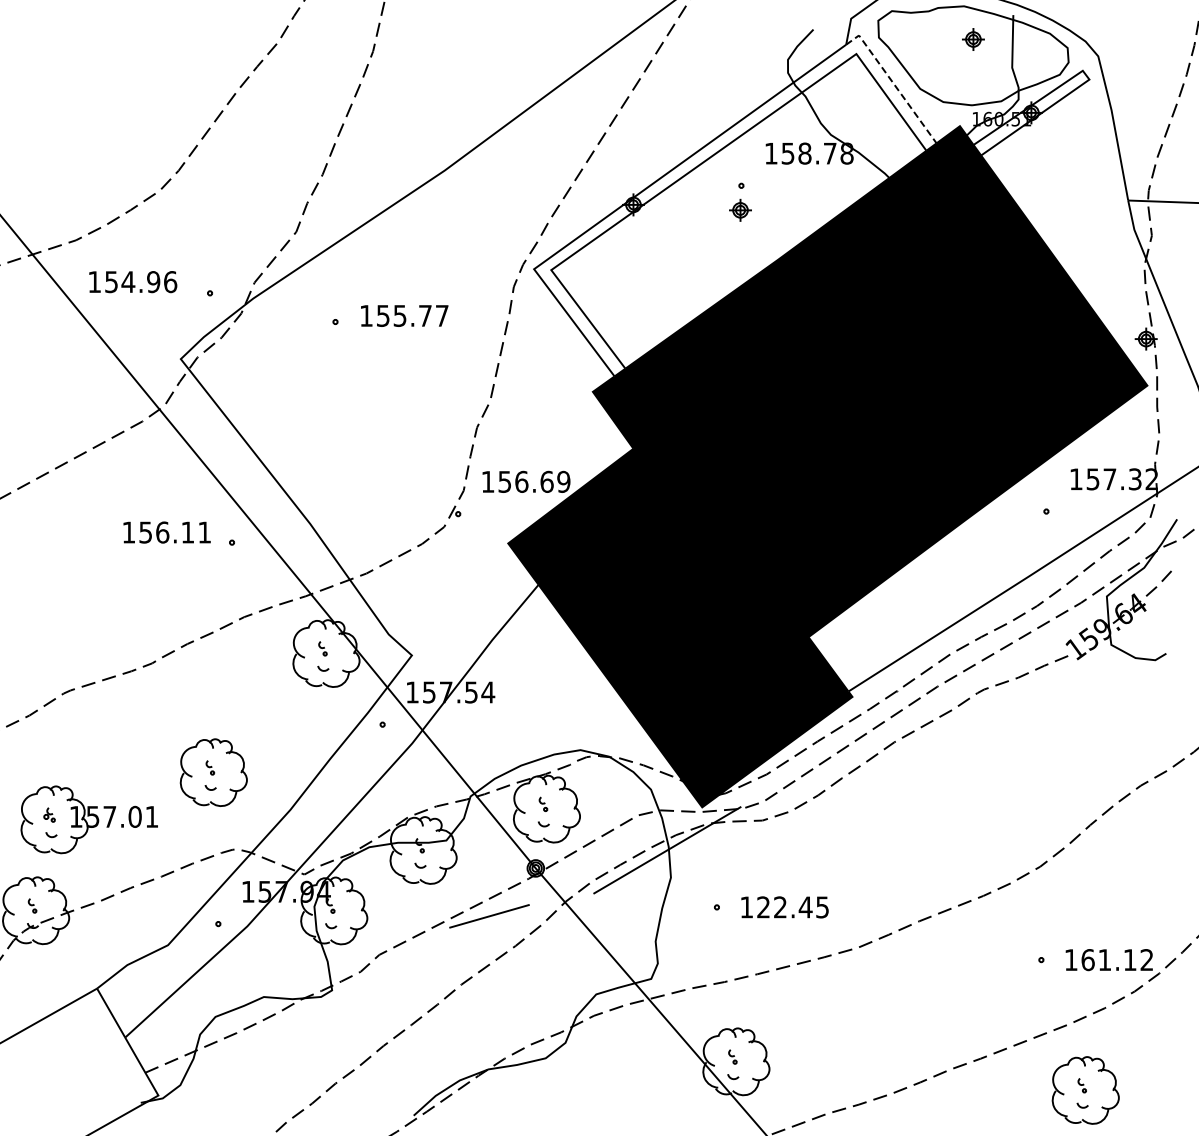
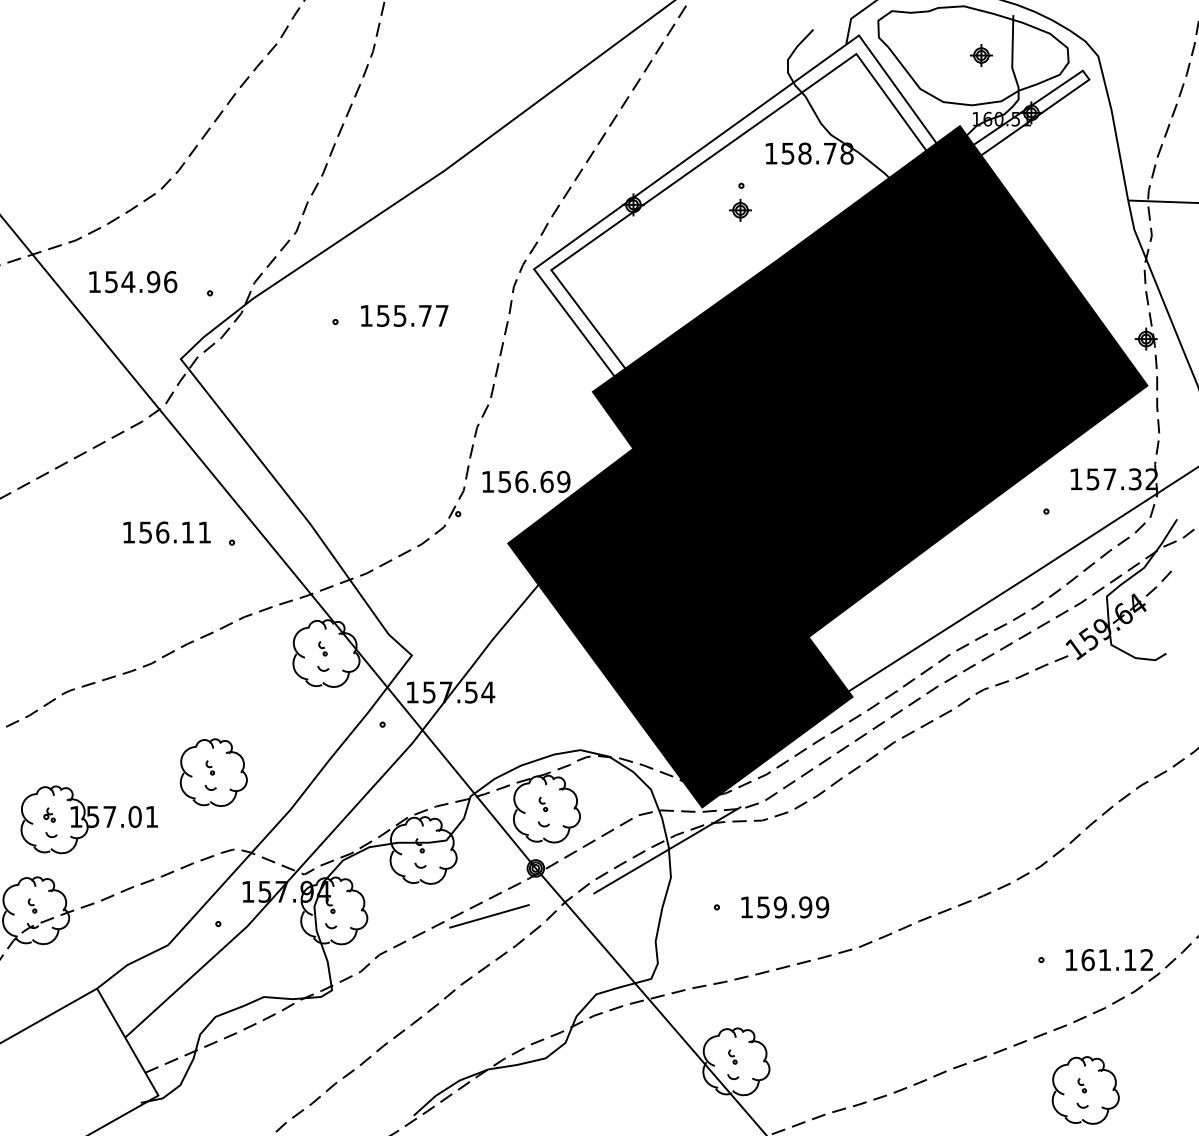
part position: (973, 39) -> (981, 55) (981, 55)
line: dashed -> solid (892, 82)
text: 122.45 -> 159.99 (793, 907)
